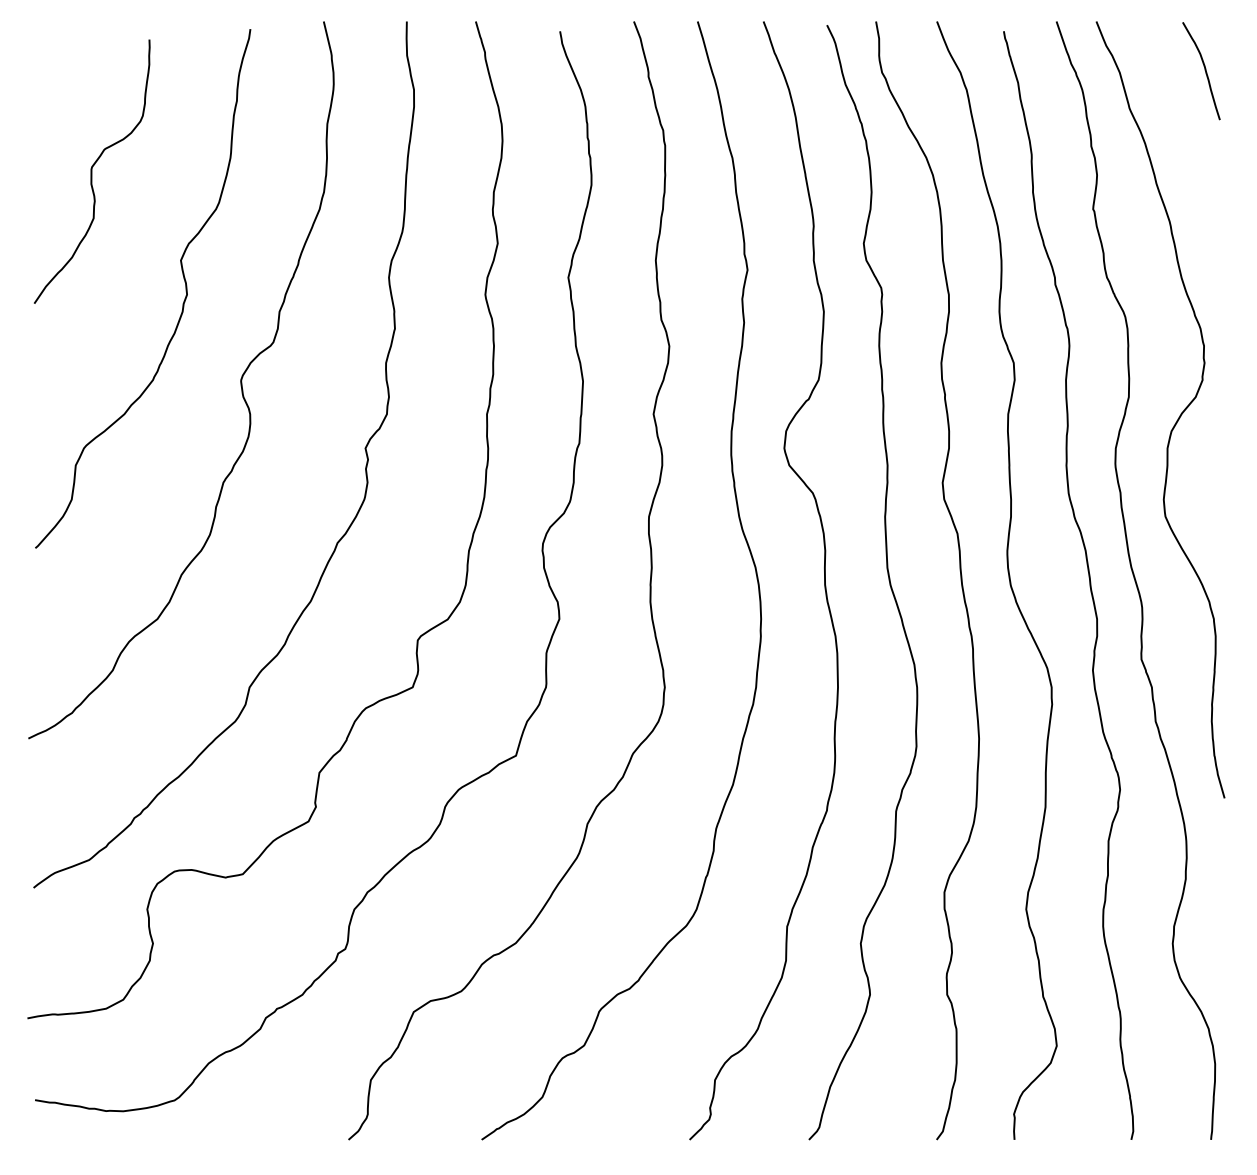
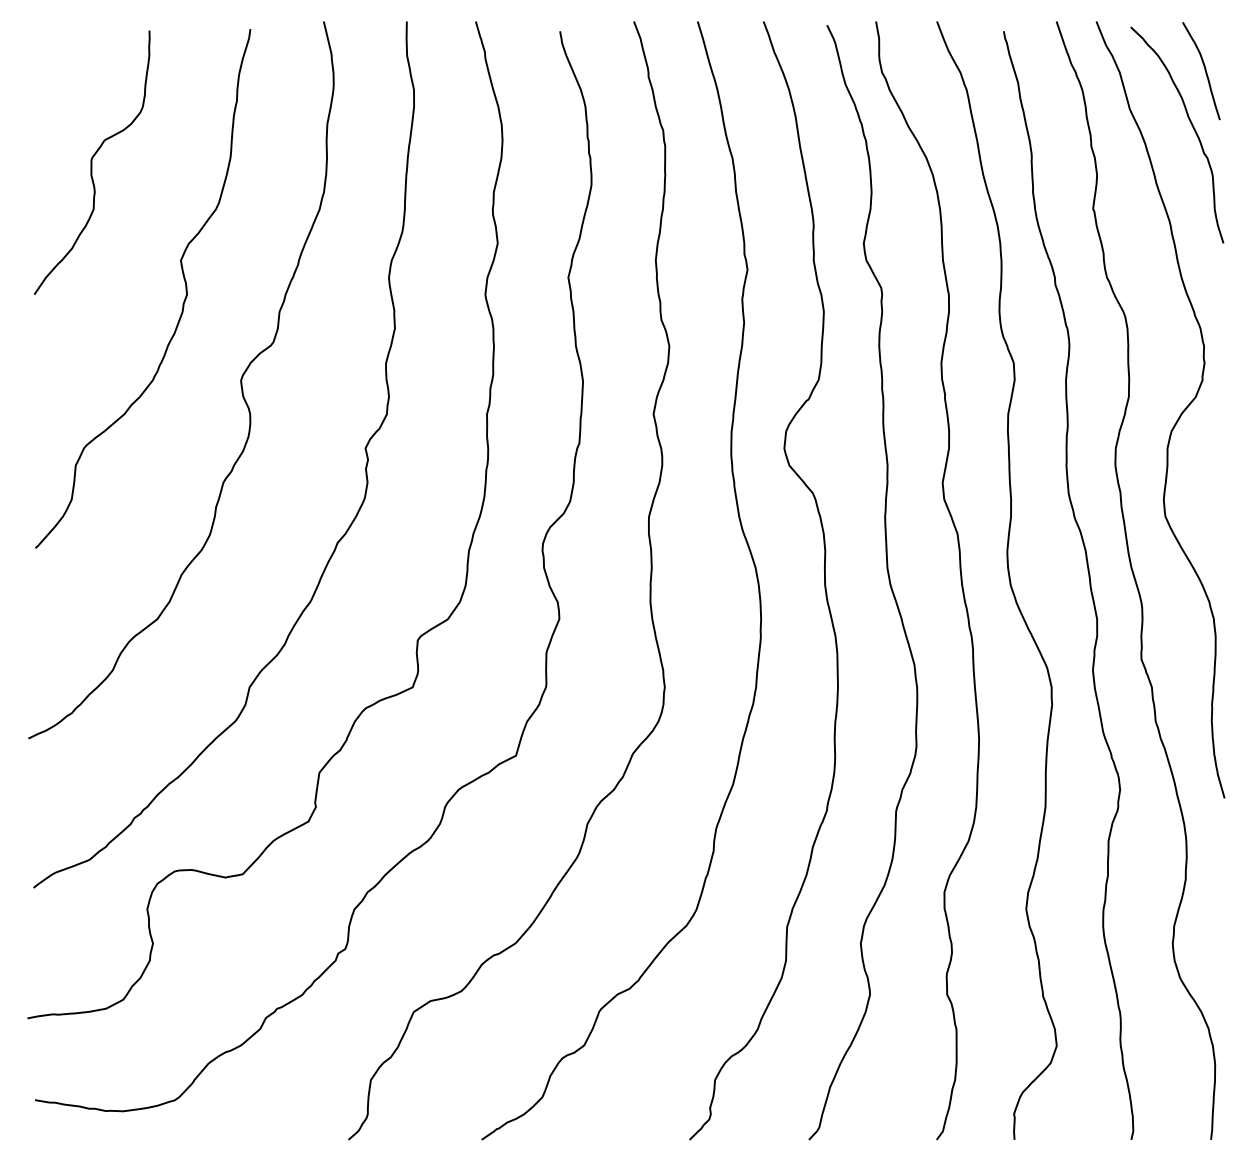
curve: none -> present (1192, 127)
curve position: (92, 171) -> (92, 162) (92, 162)
